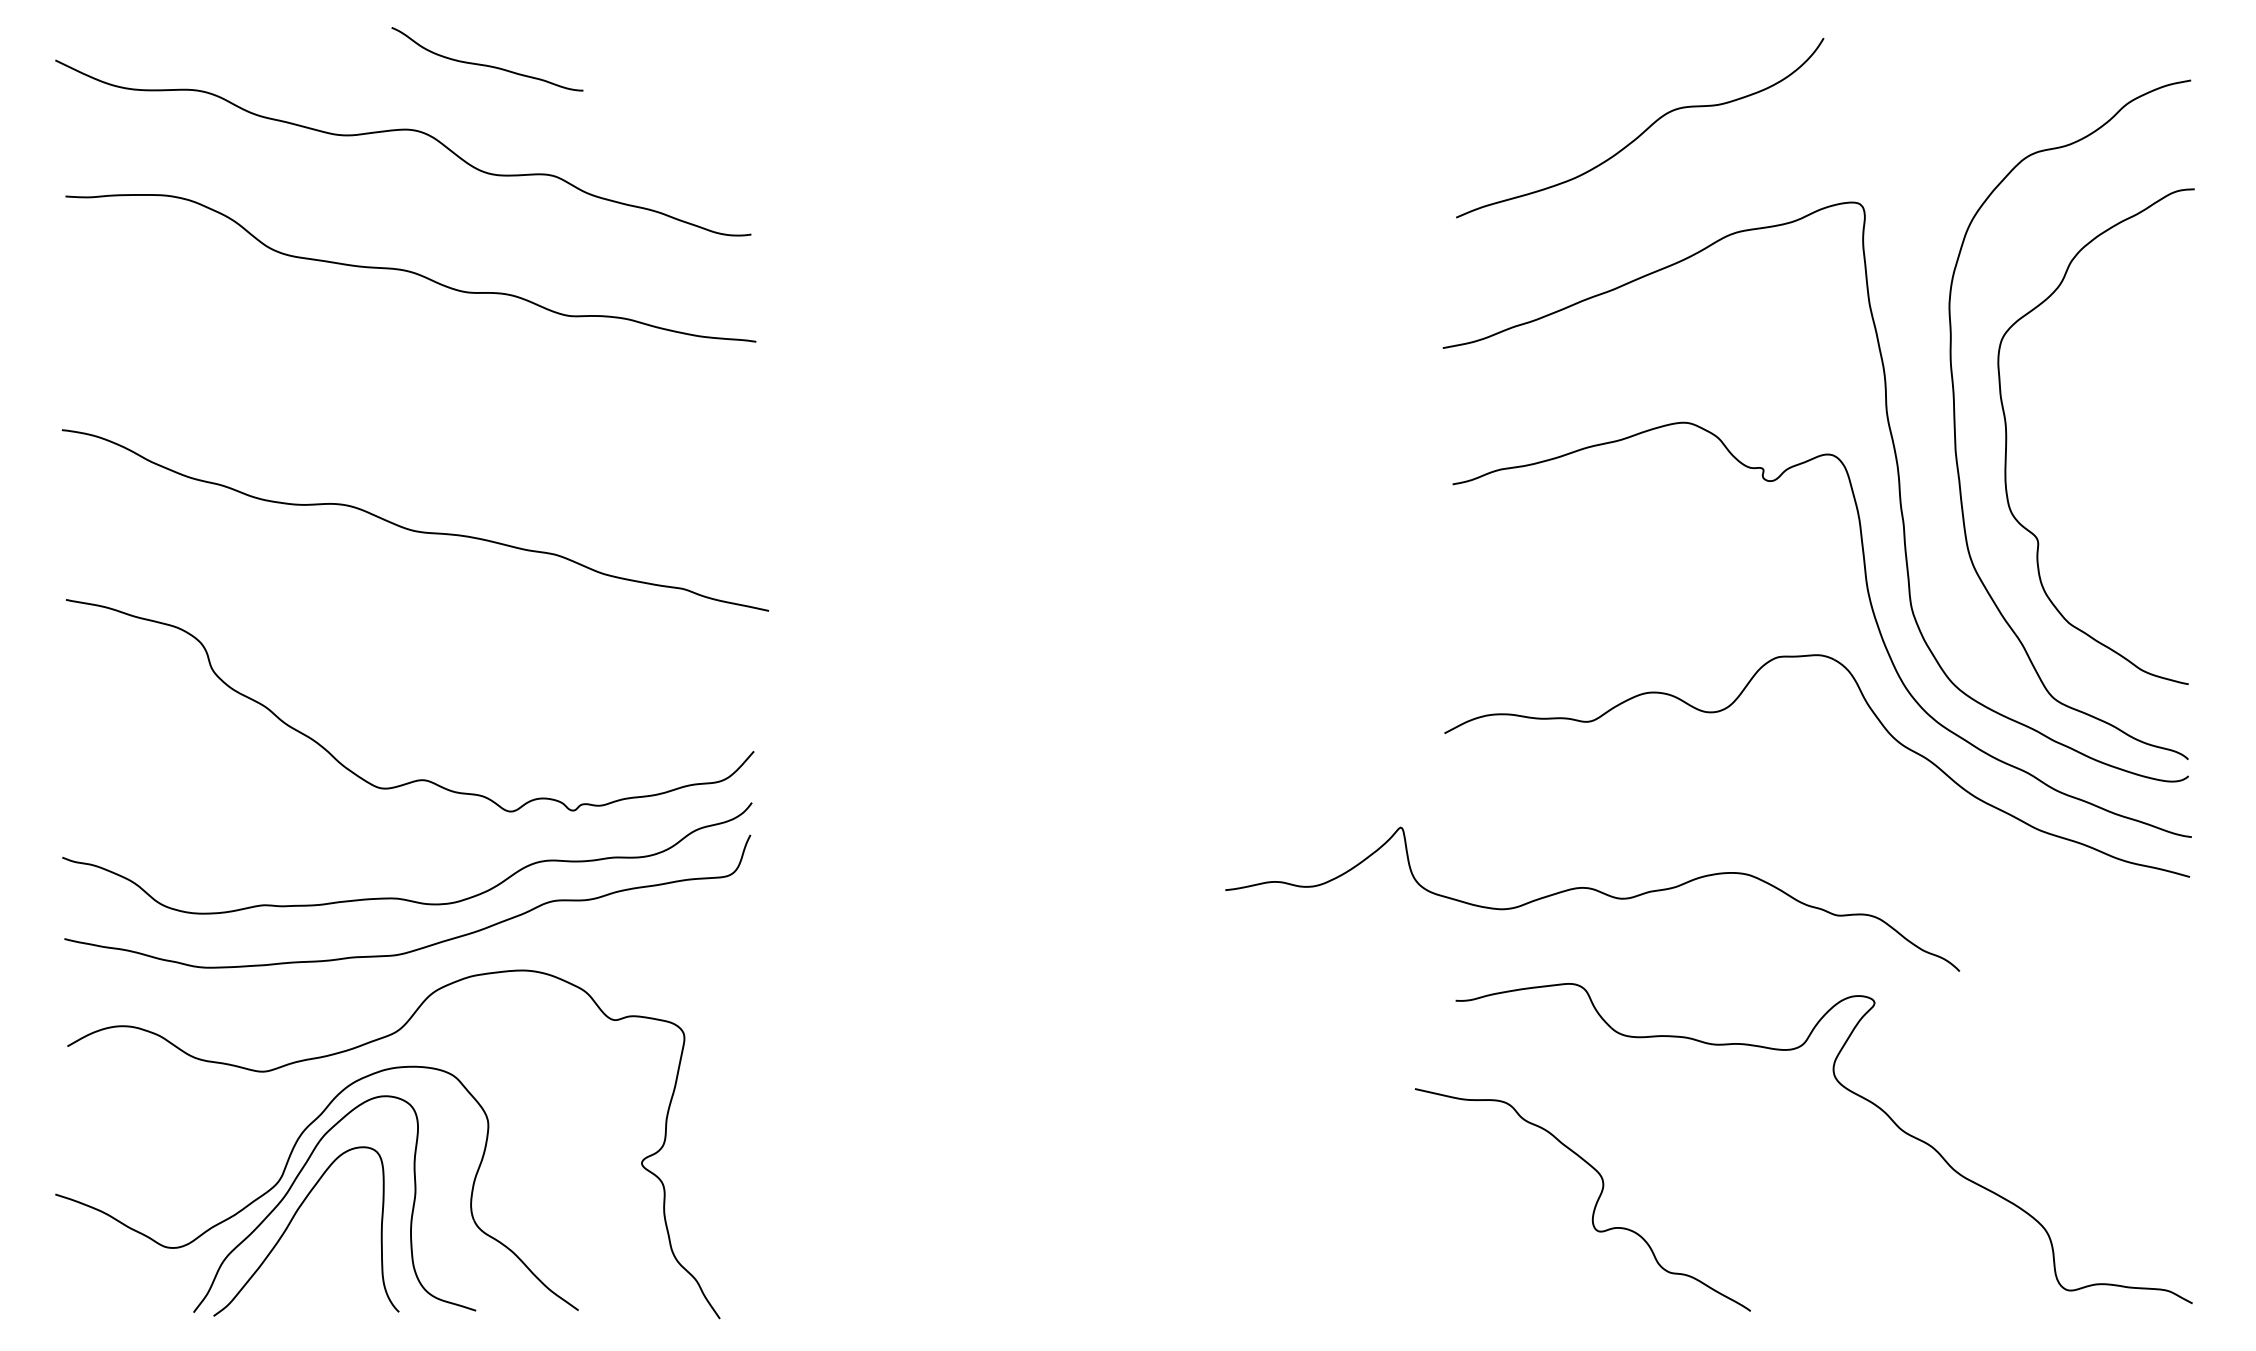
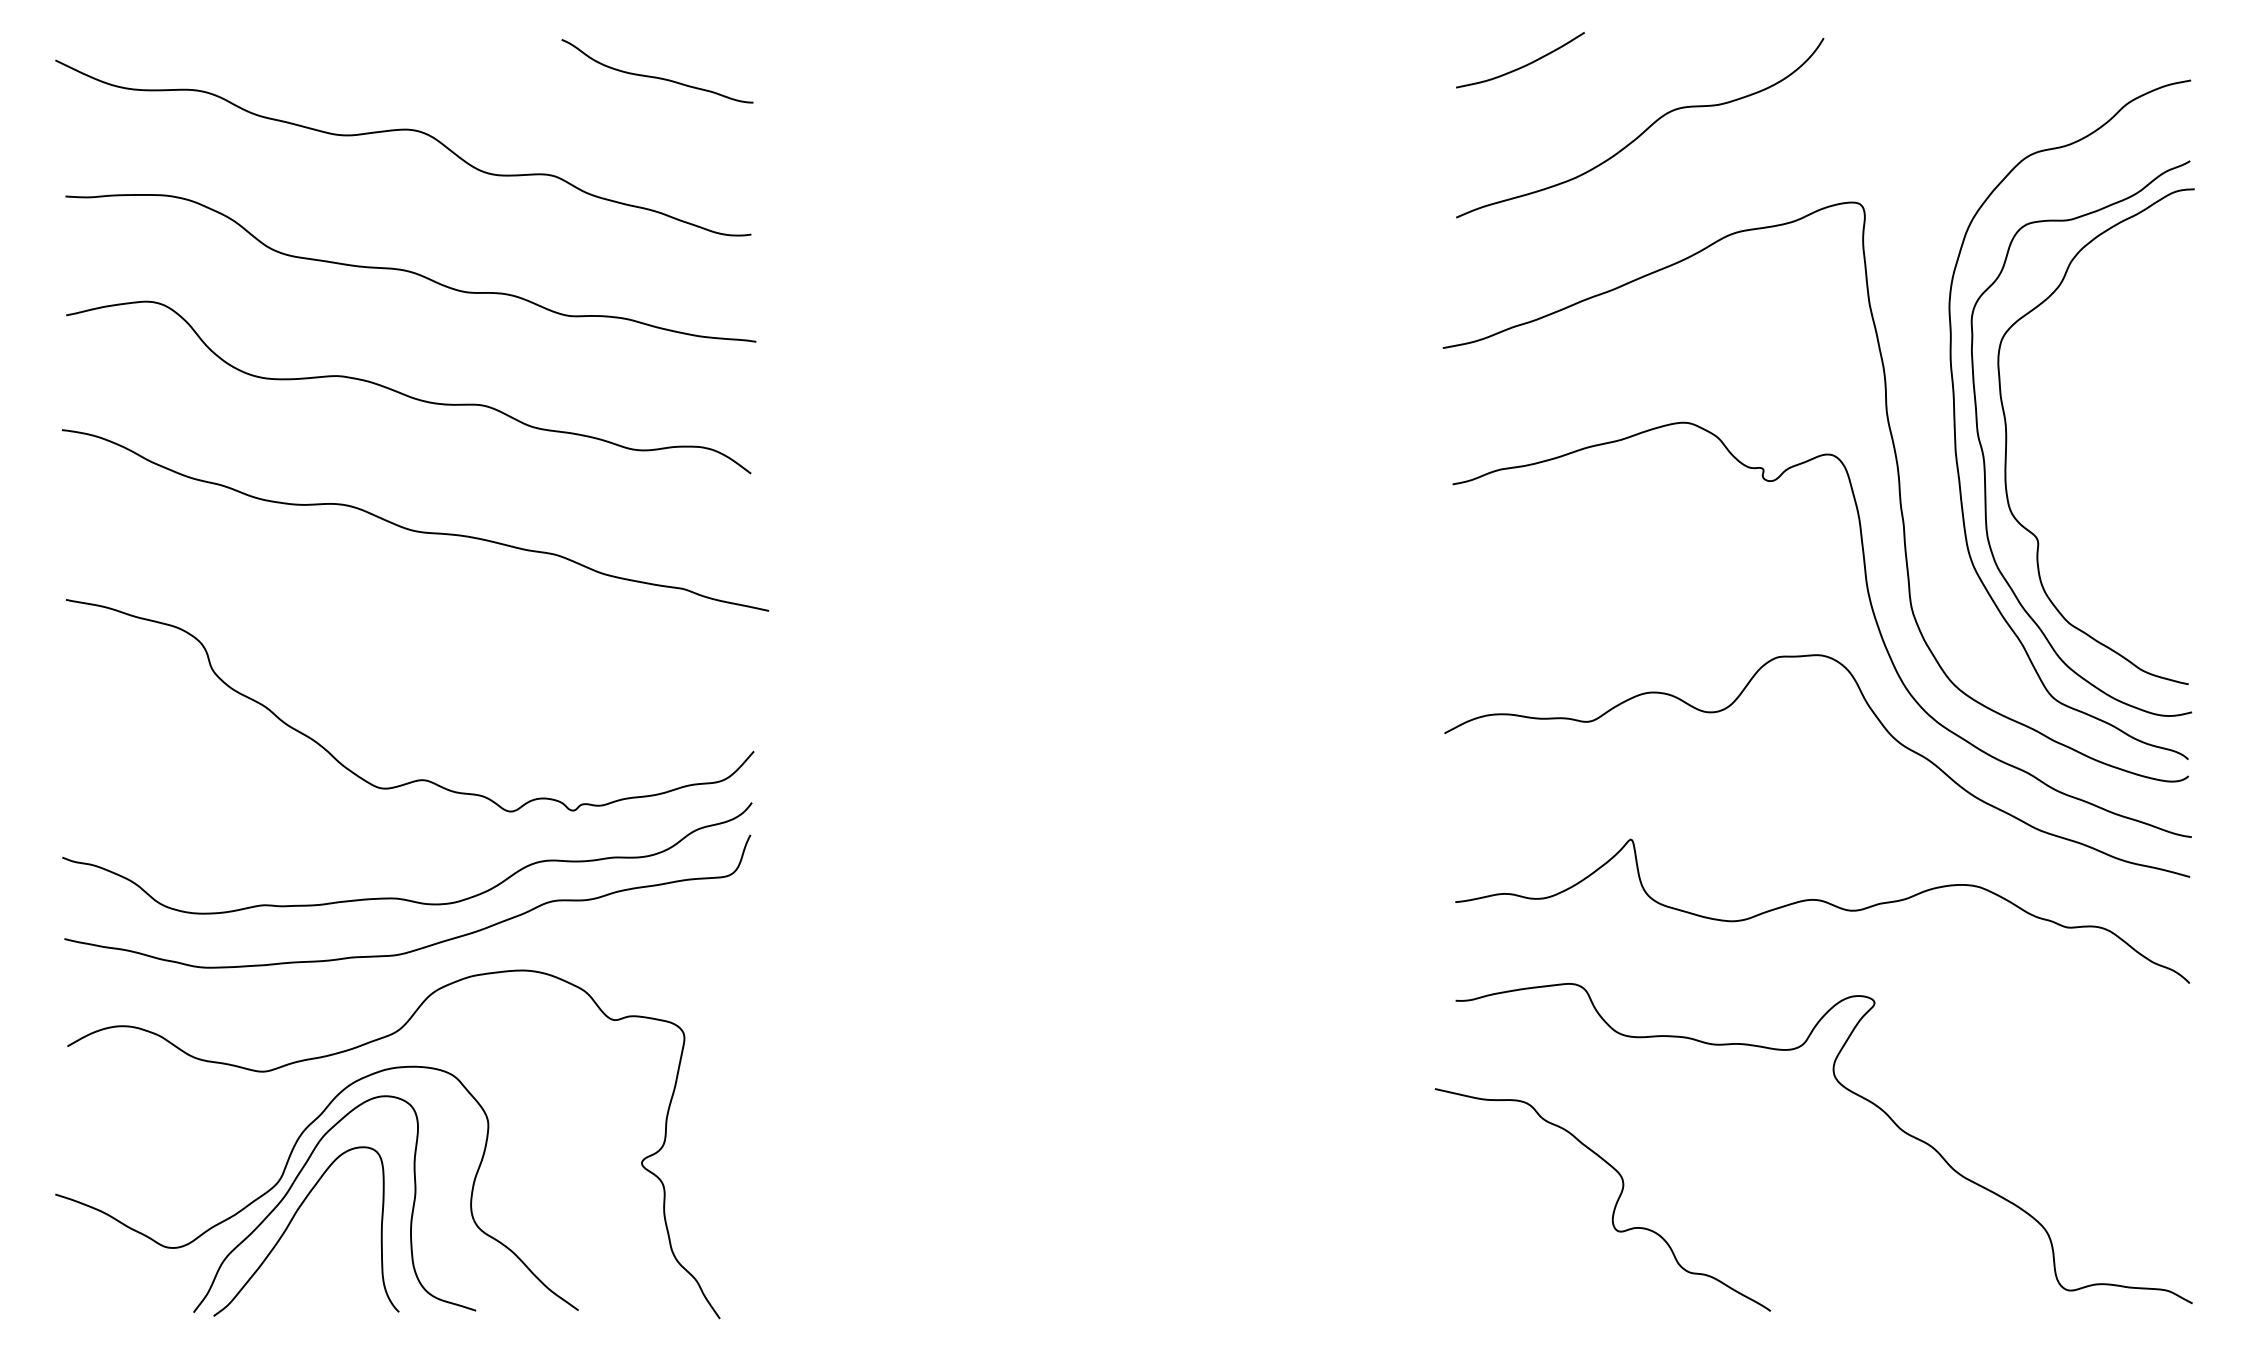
curve position: (486, 64) -> (656, 76) (656, 76)
curve: none -> present (1523, 65)
curve: none -> present (404, 393)
curve: none -> present (1984, 455)
curve position: (1592, 890) -> (1822, 902) (1822, 902)
curve position: (1595, 1203) -> (1615, 1203) (1615, 1203)
